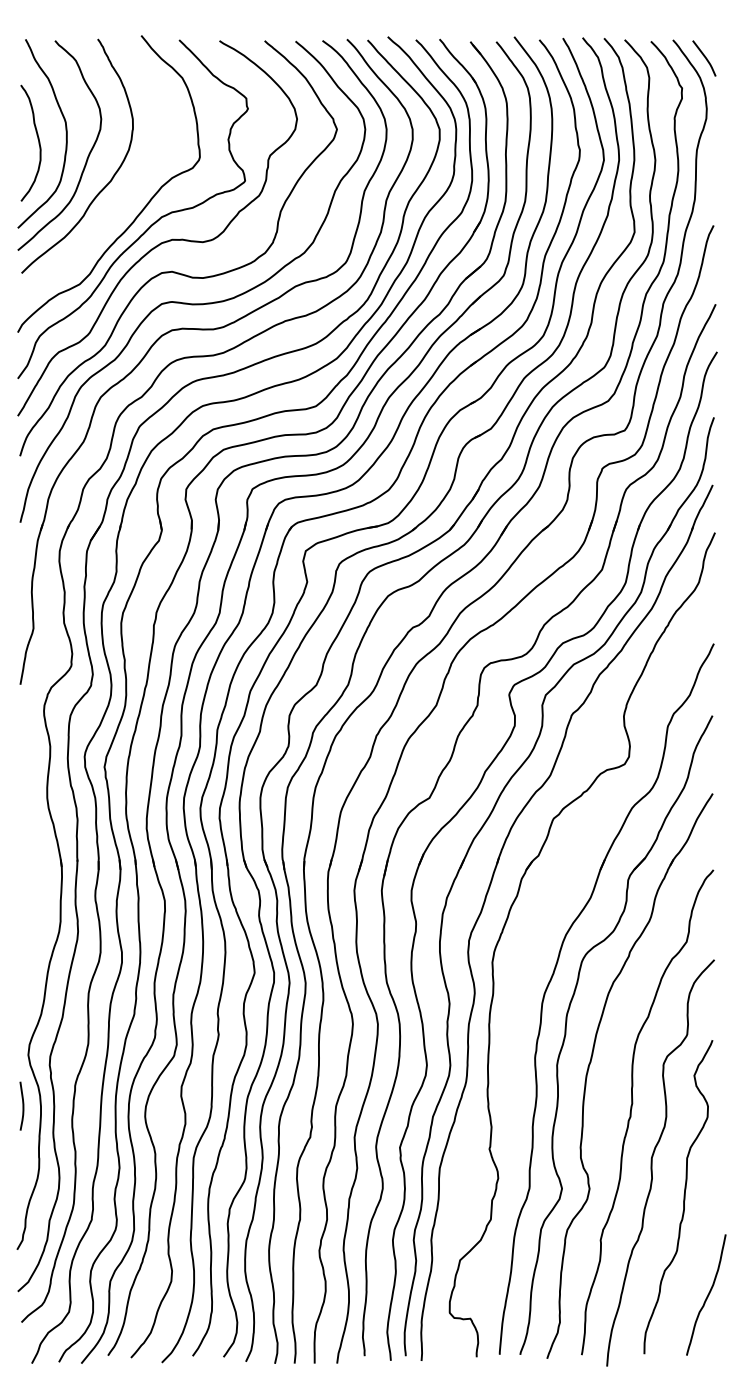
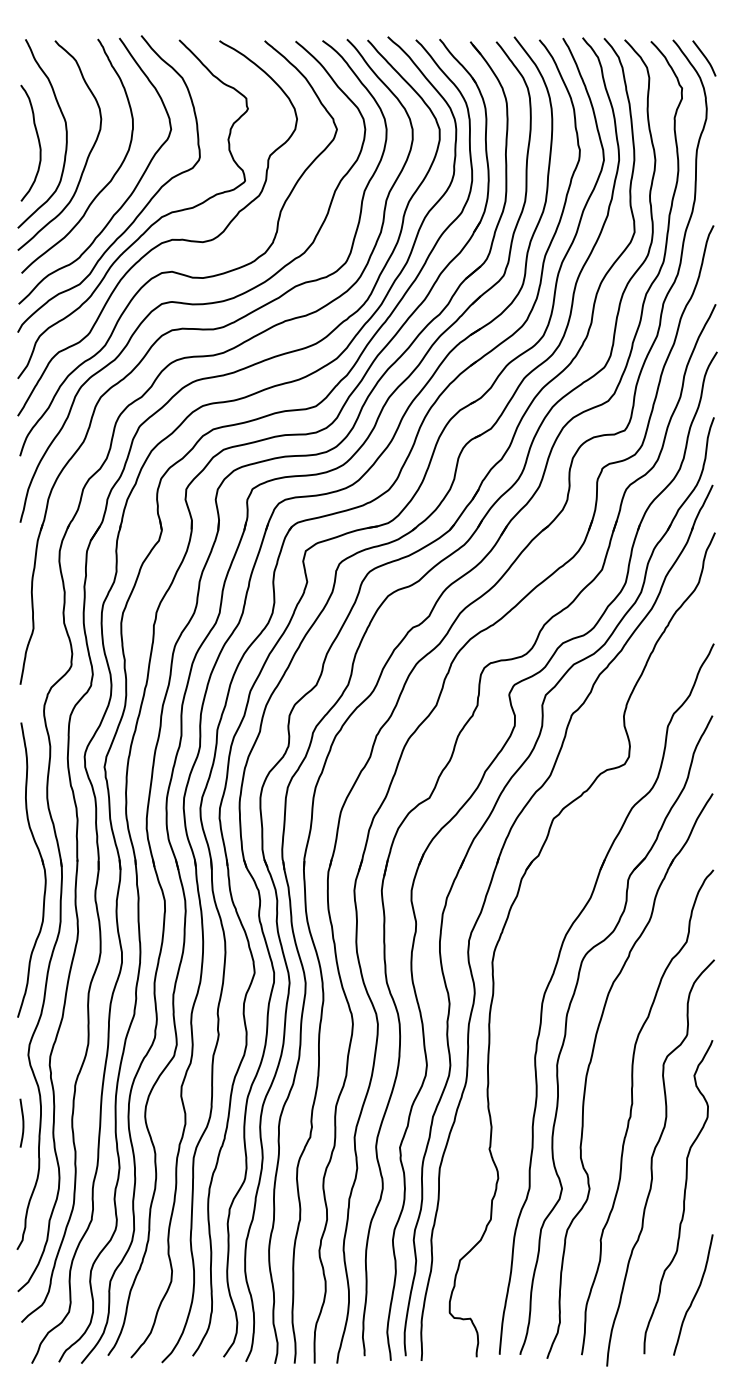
curve: none -> present (127, 197)
part: none -> present (42, 865)
curve position: (22, 1105) -> (22, 1122) (22, 1122)
curve position: (707, 1294) -> (694, 1294) (694, 1294)
